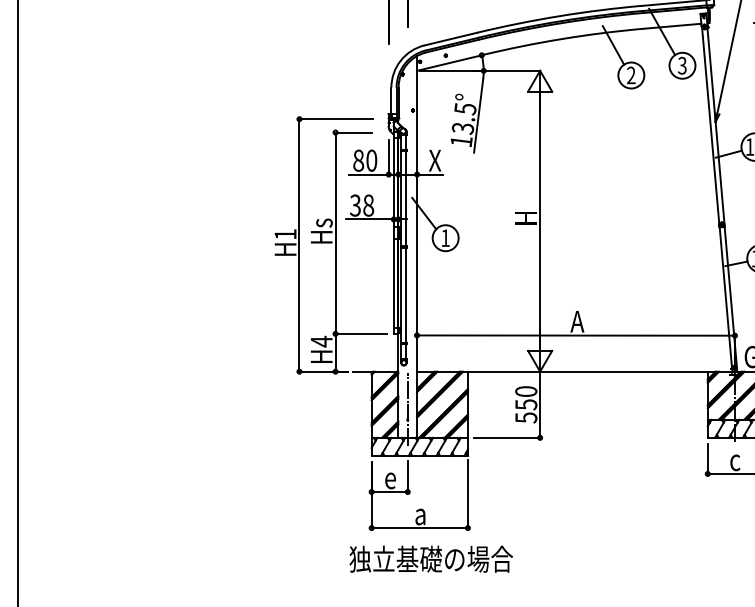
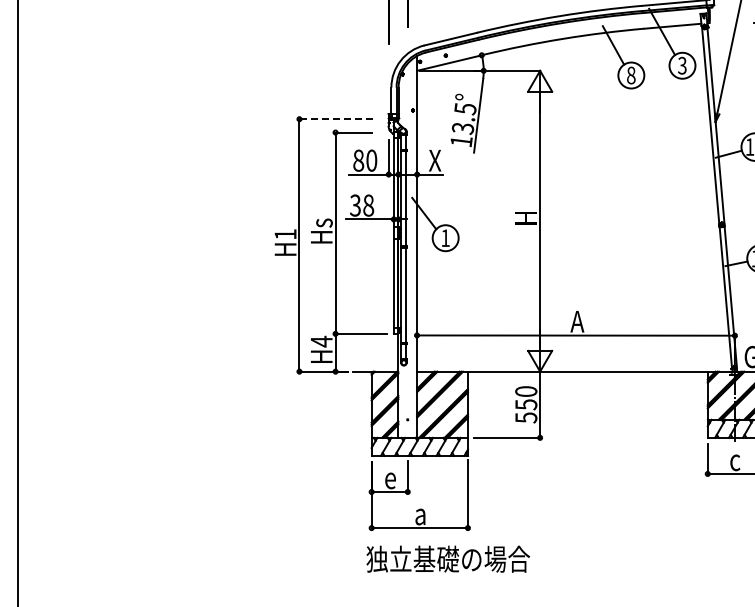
text: 2 -> 8 (631, 75)
line: solid -> dashed (335, 119)
line: present -> none (407, 408)
text position: (430, 558) -> (447, 558) (447, 558)
